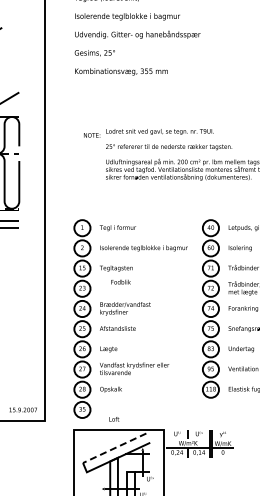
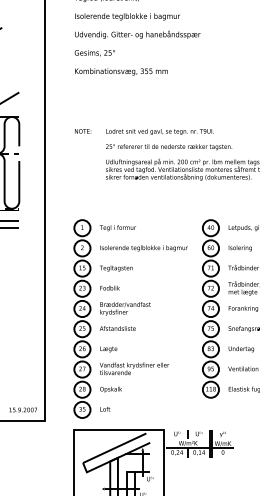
text position: (92, 135) -> (83, 131) (83, 131)
text position: (120, 281) -> (109, 287) (109, 287)
text position: (114, 419) -> (105, 409) (105, 409)
line: dashed -> solid (114, 448)
